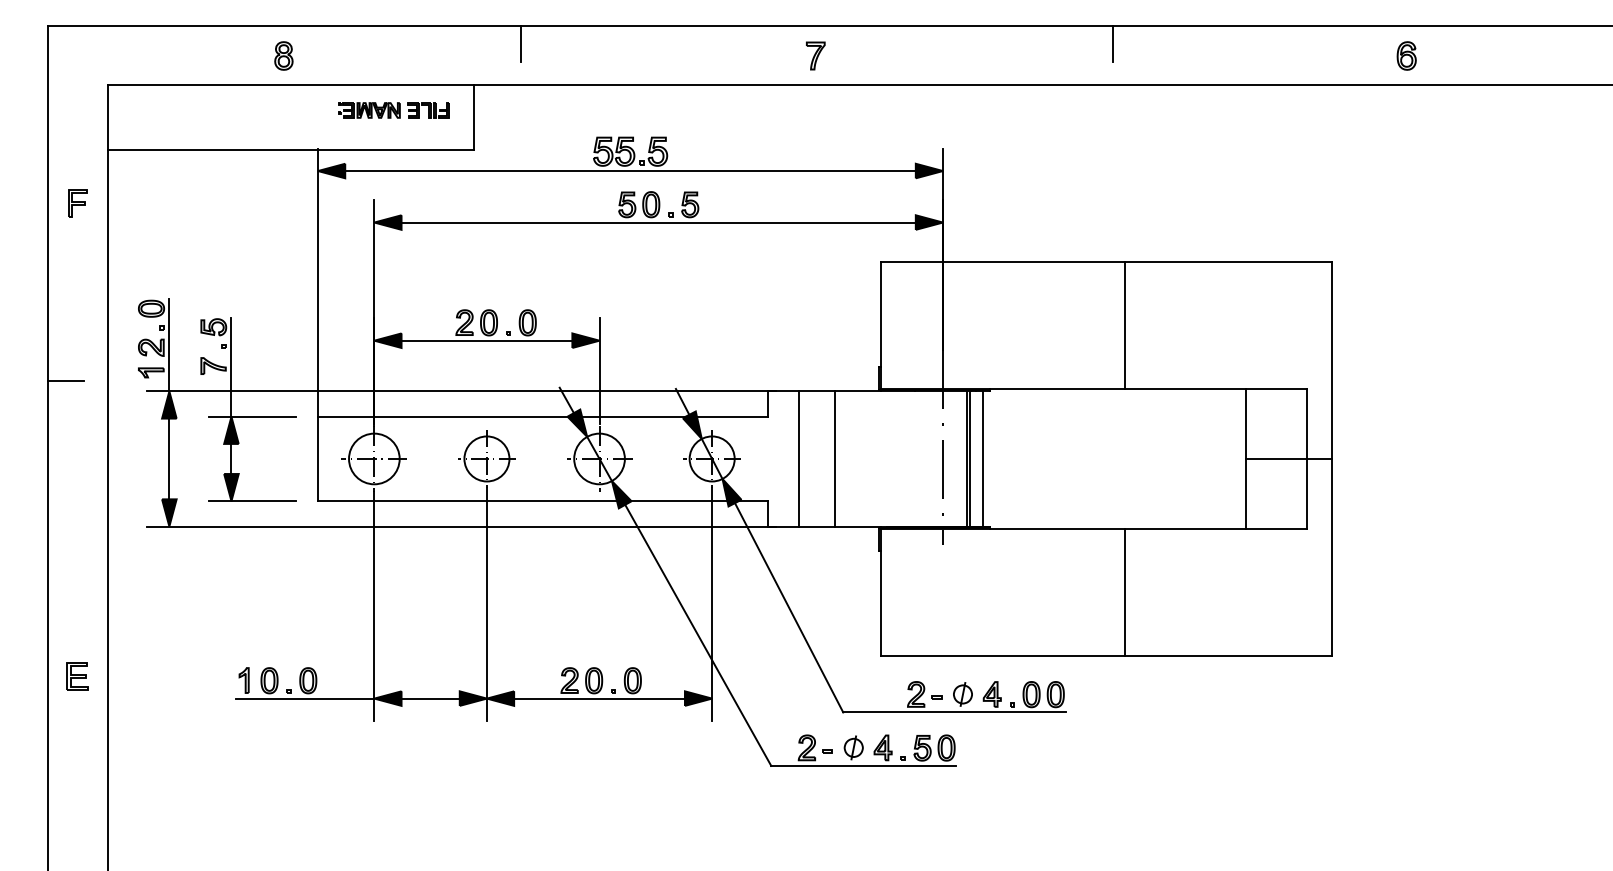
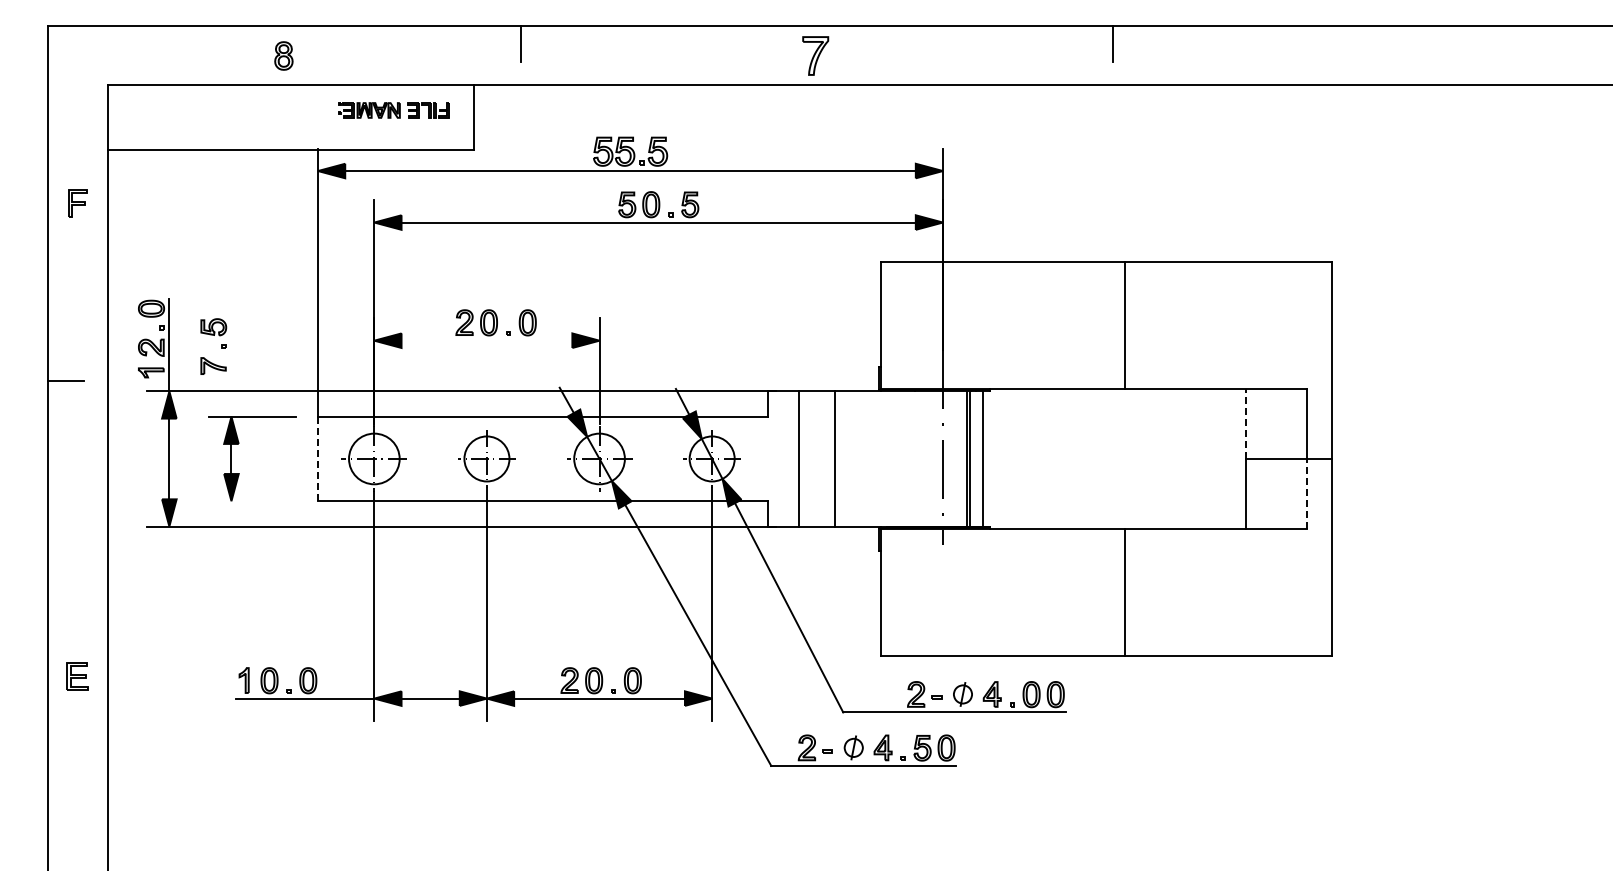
part size: 20x30 px -> 28x40 px (815, 55)
part: present -> none (1406, 55)
line: present -> none (486, 340)
line: present -> none (231, 366)
line: solid -> dashed (1246, 424)
line: solid -> dashed (318, 458)
line: solid -> dashed (1307, 493)
line: present -> none (251, 501)
